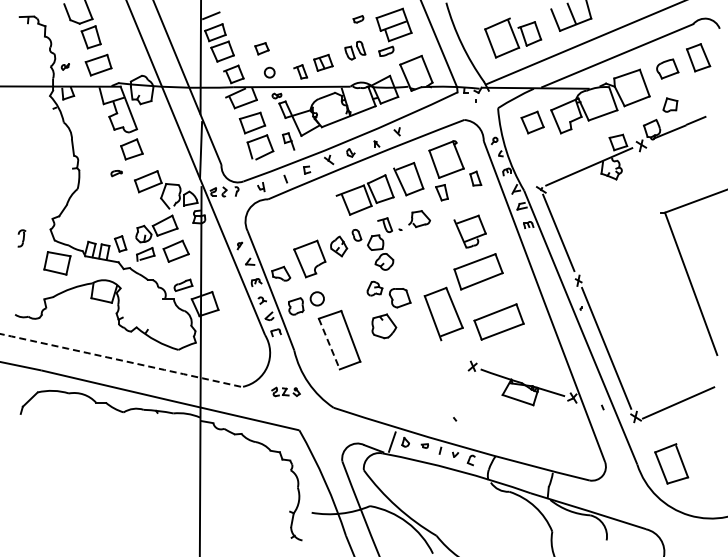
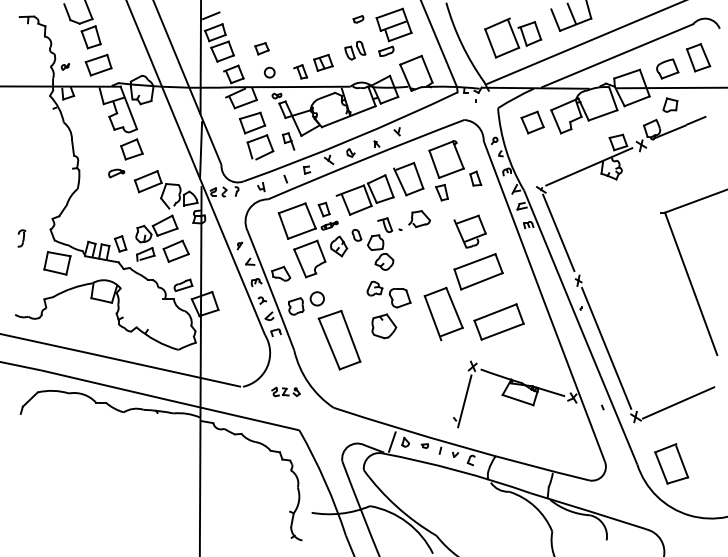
line: none -> present (670, 87)
part size: 13x8 px -> 18x11 px (116, 173)
part: none -> present (307, 220)
line: dashed -> solid (329, 344)
arc: dashed -> solid (119, 360)
line: none -> present (464, 401)
